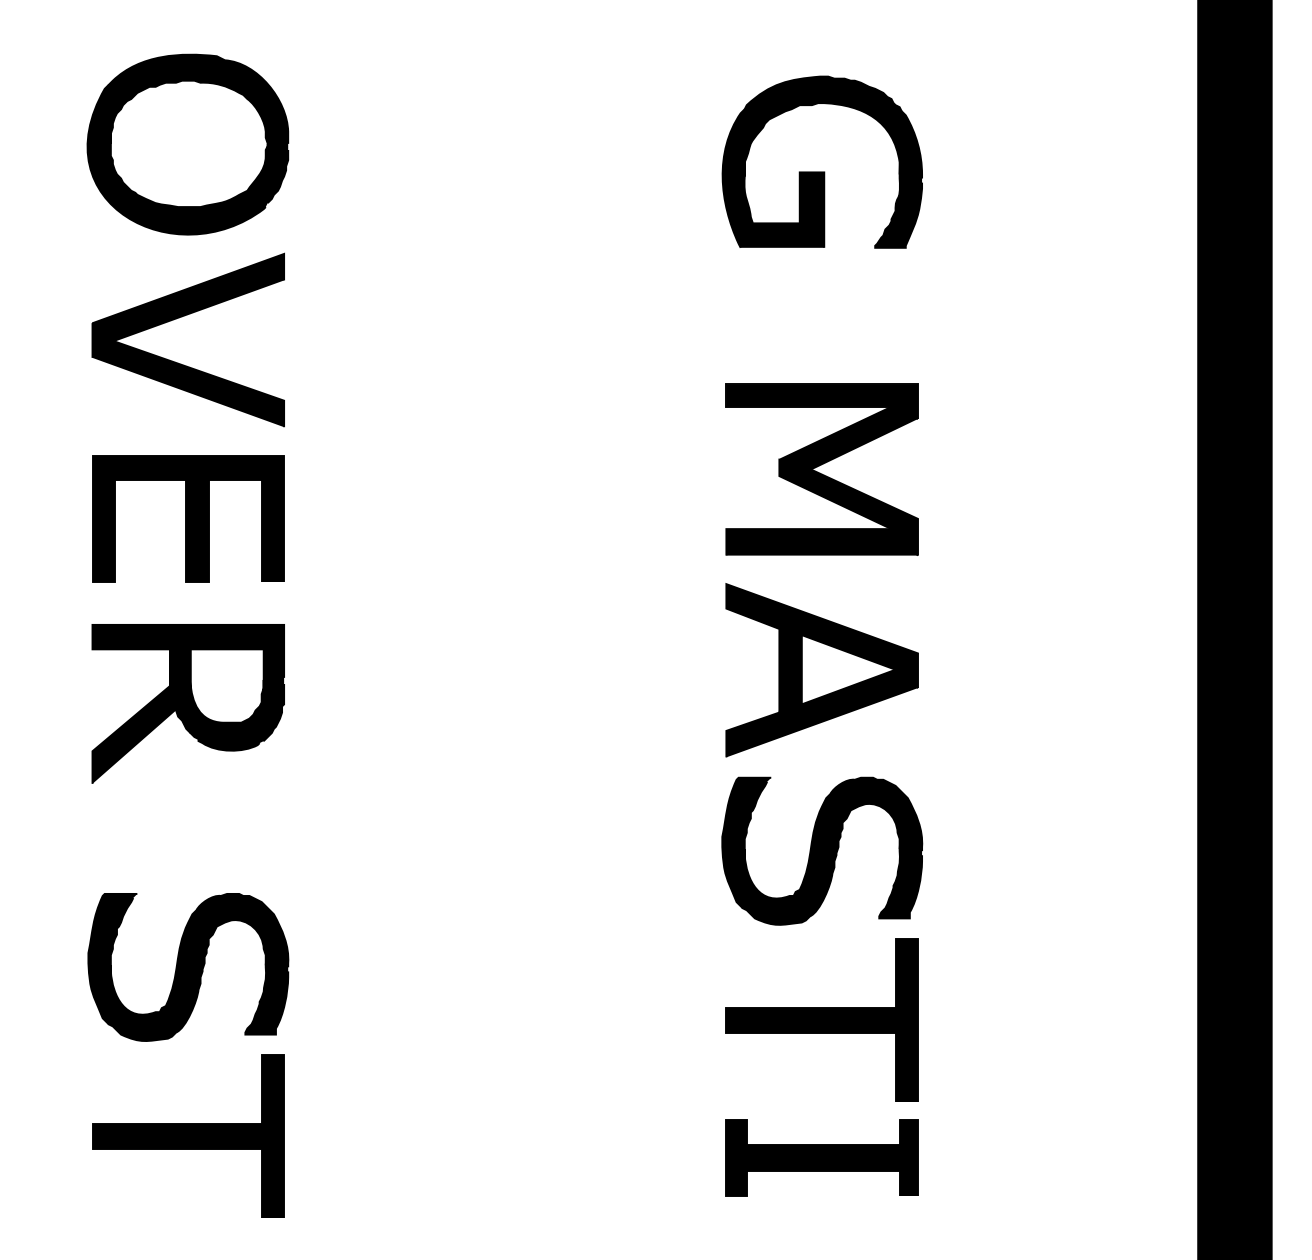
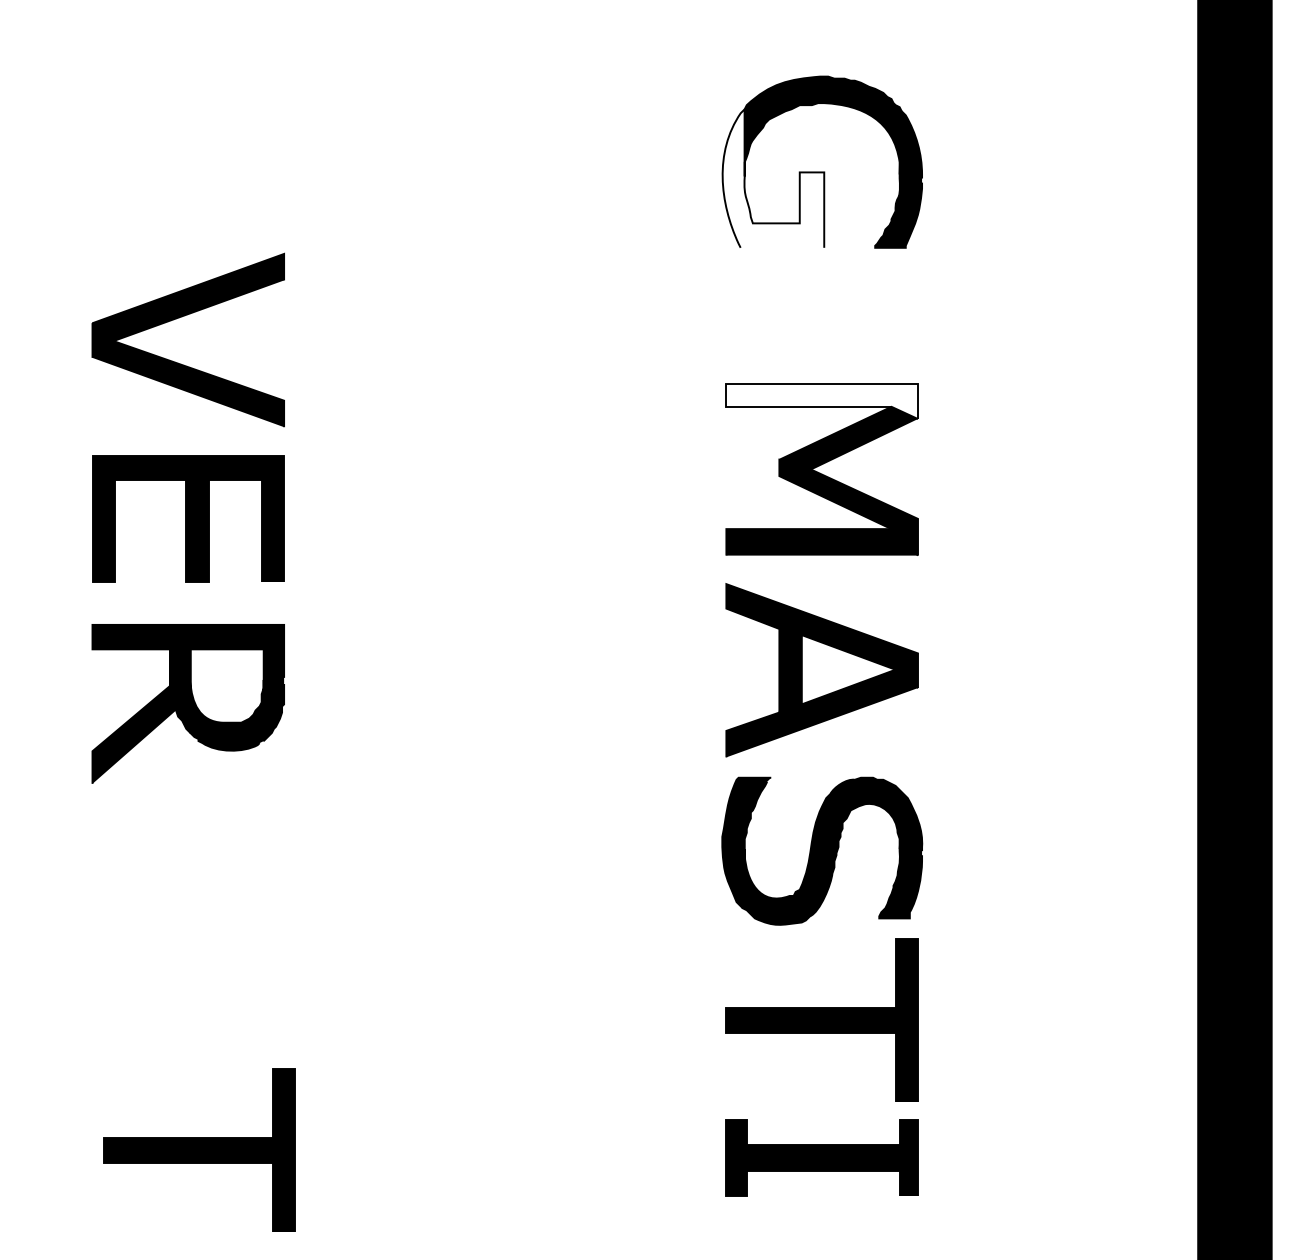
part: present -> none (187, 144)
fill: present -> none (773, 178)
fill: present -> none (821, 401)
part: present -> none (188, 967)
part position: (188, 1135) -> (199, 1149) (199, 1149)
